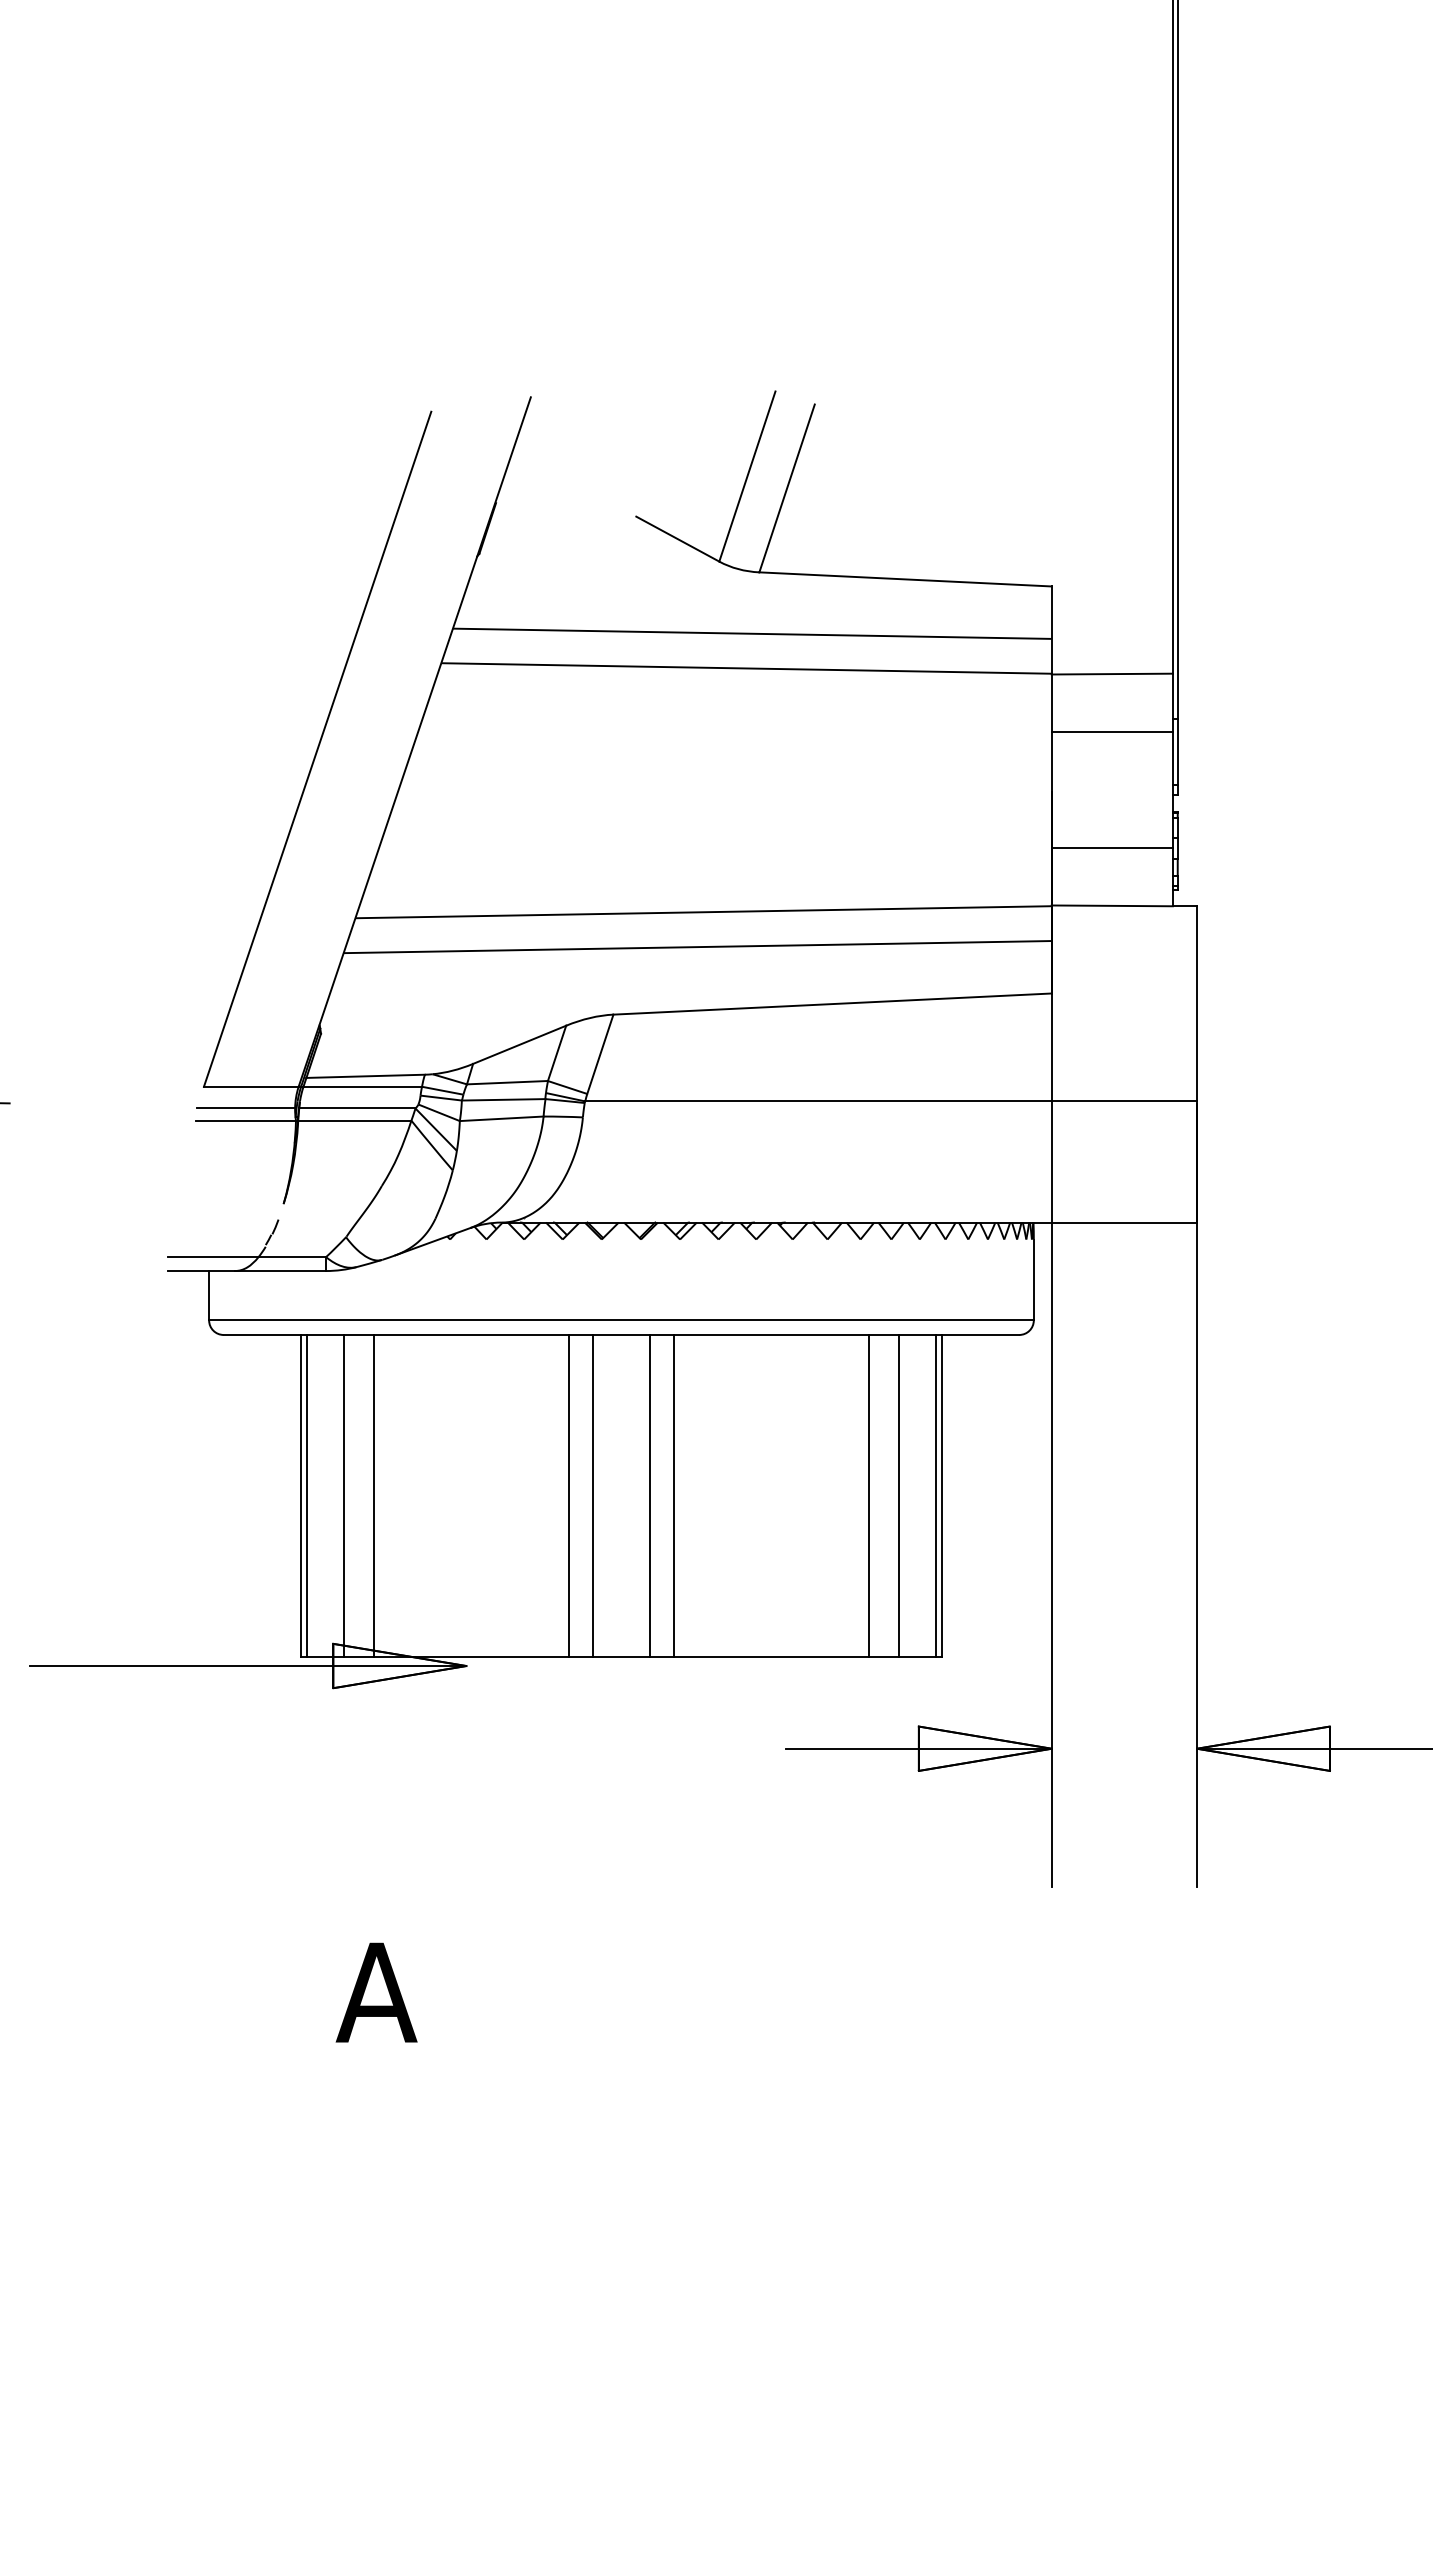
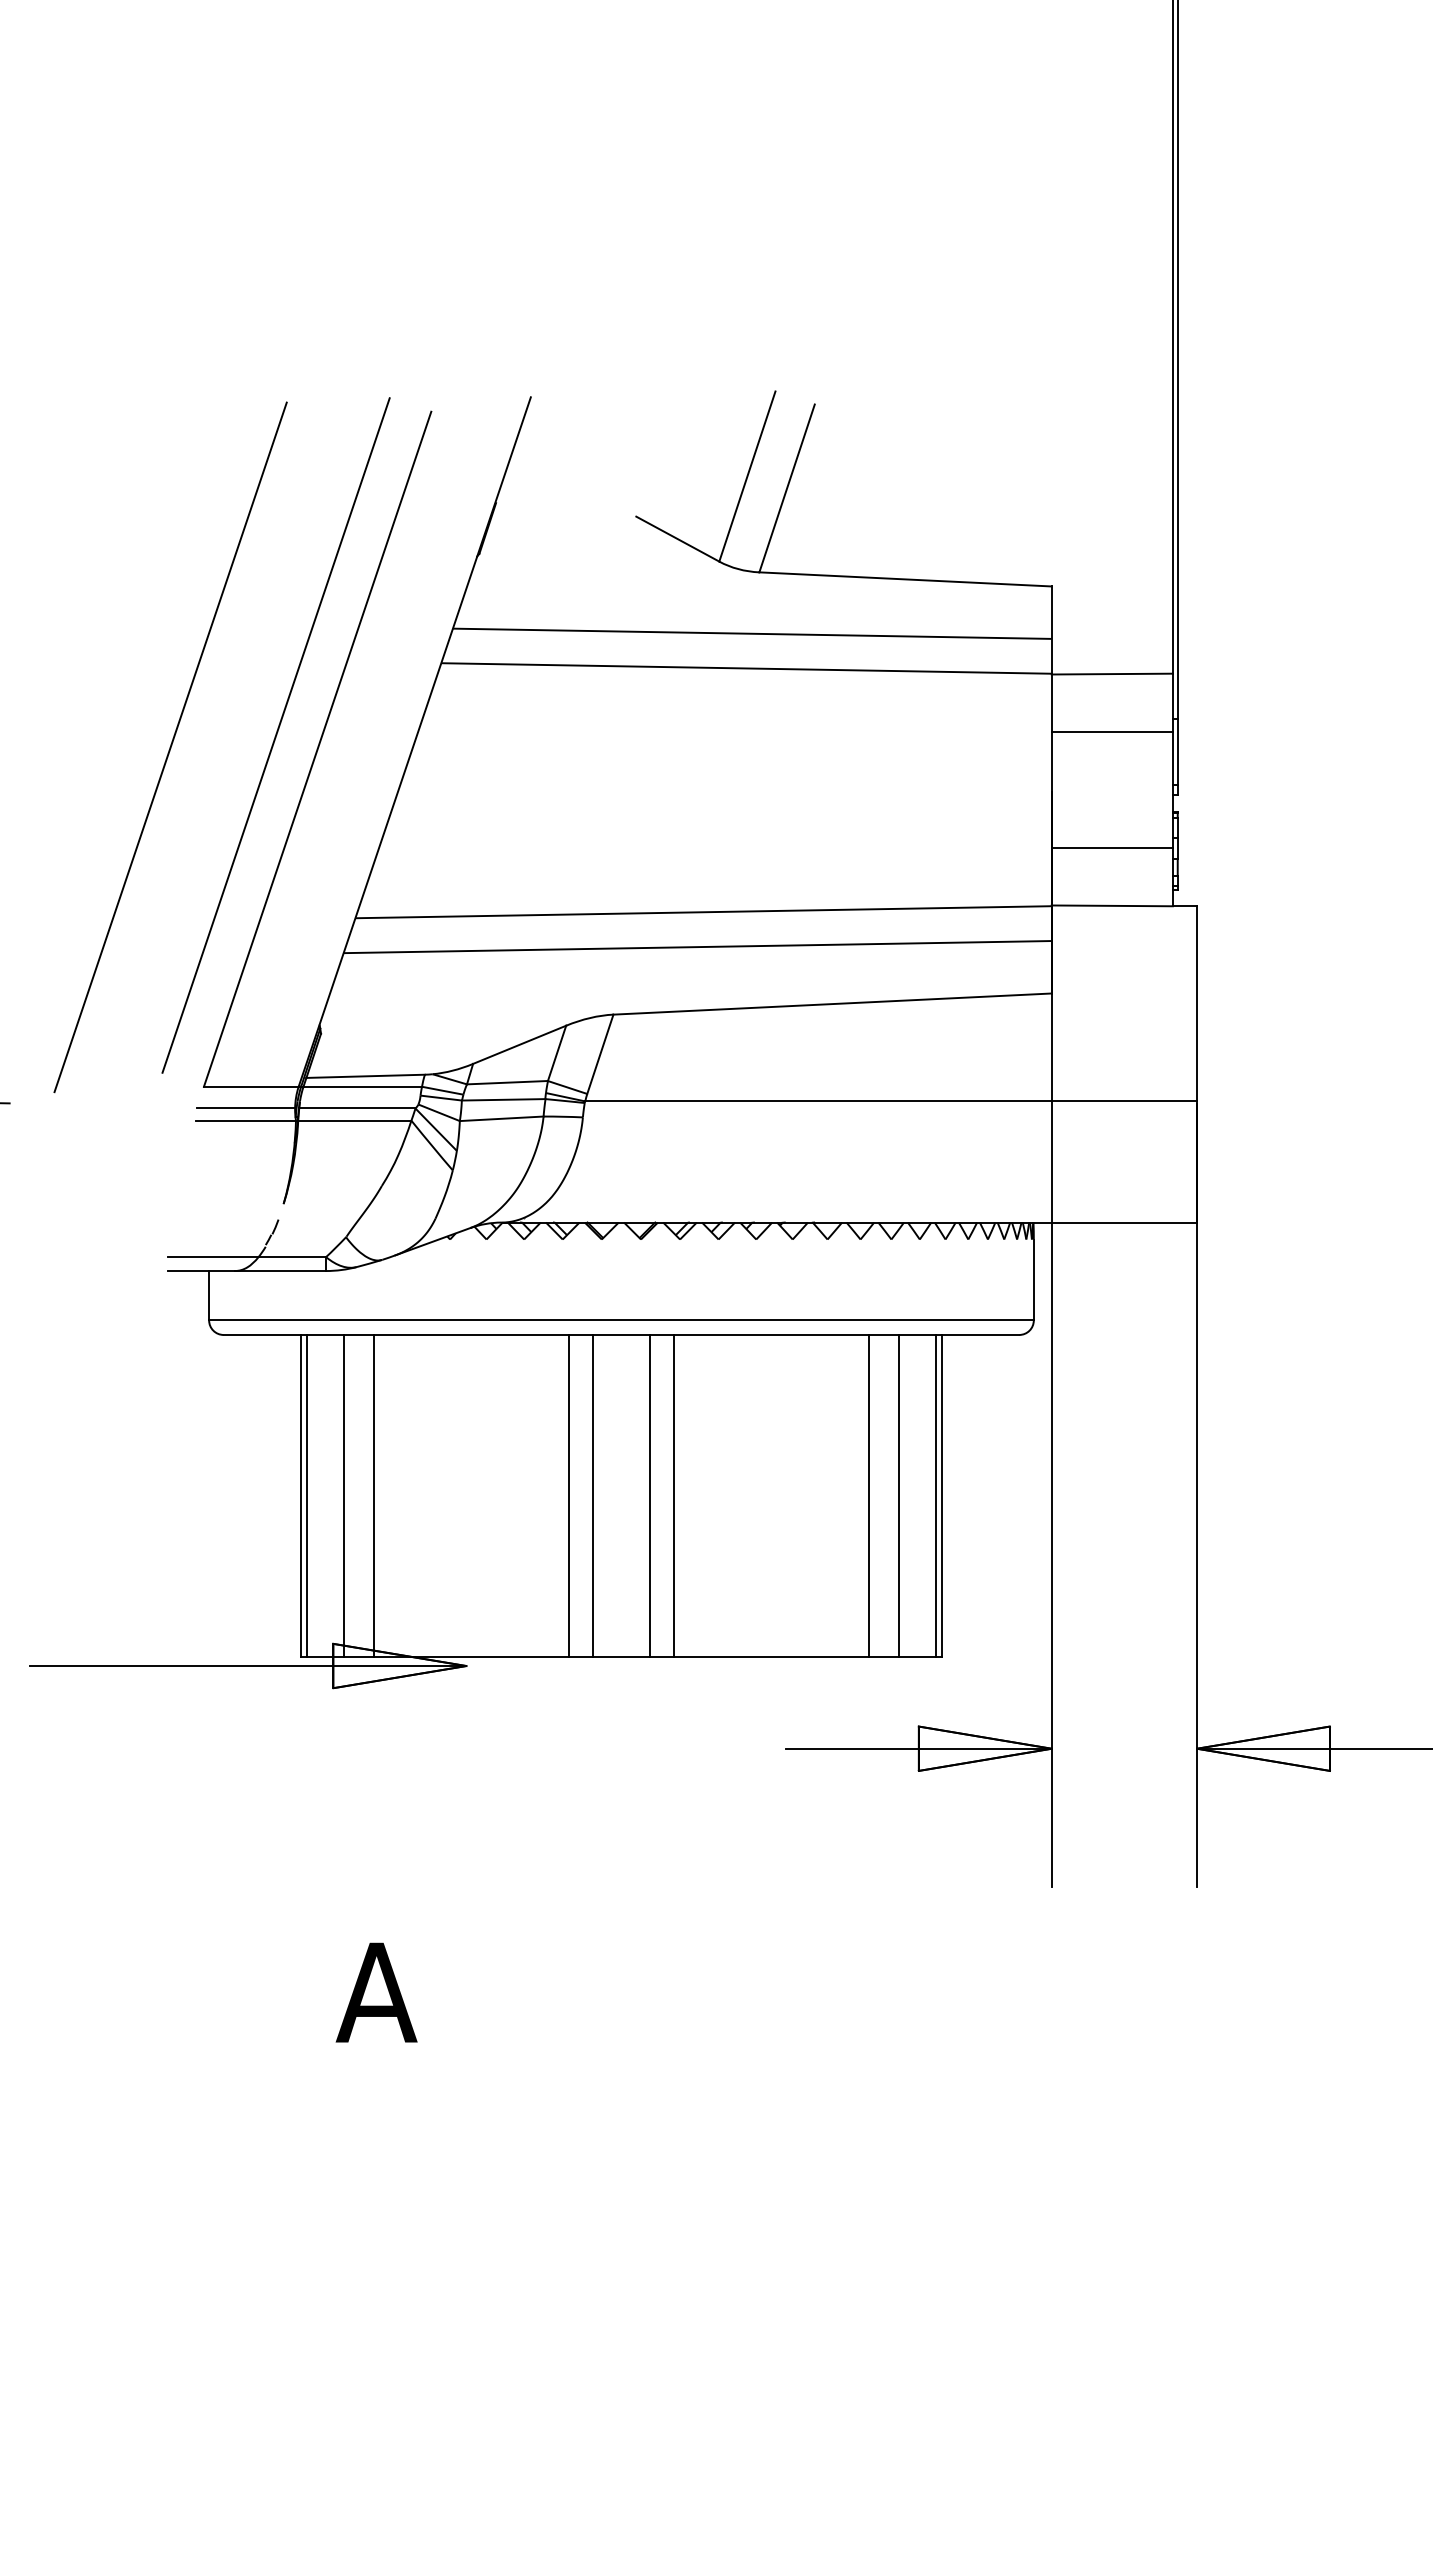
line: none -> present (275, 735)
line: none -> present (170, 747)
